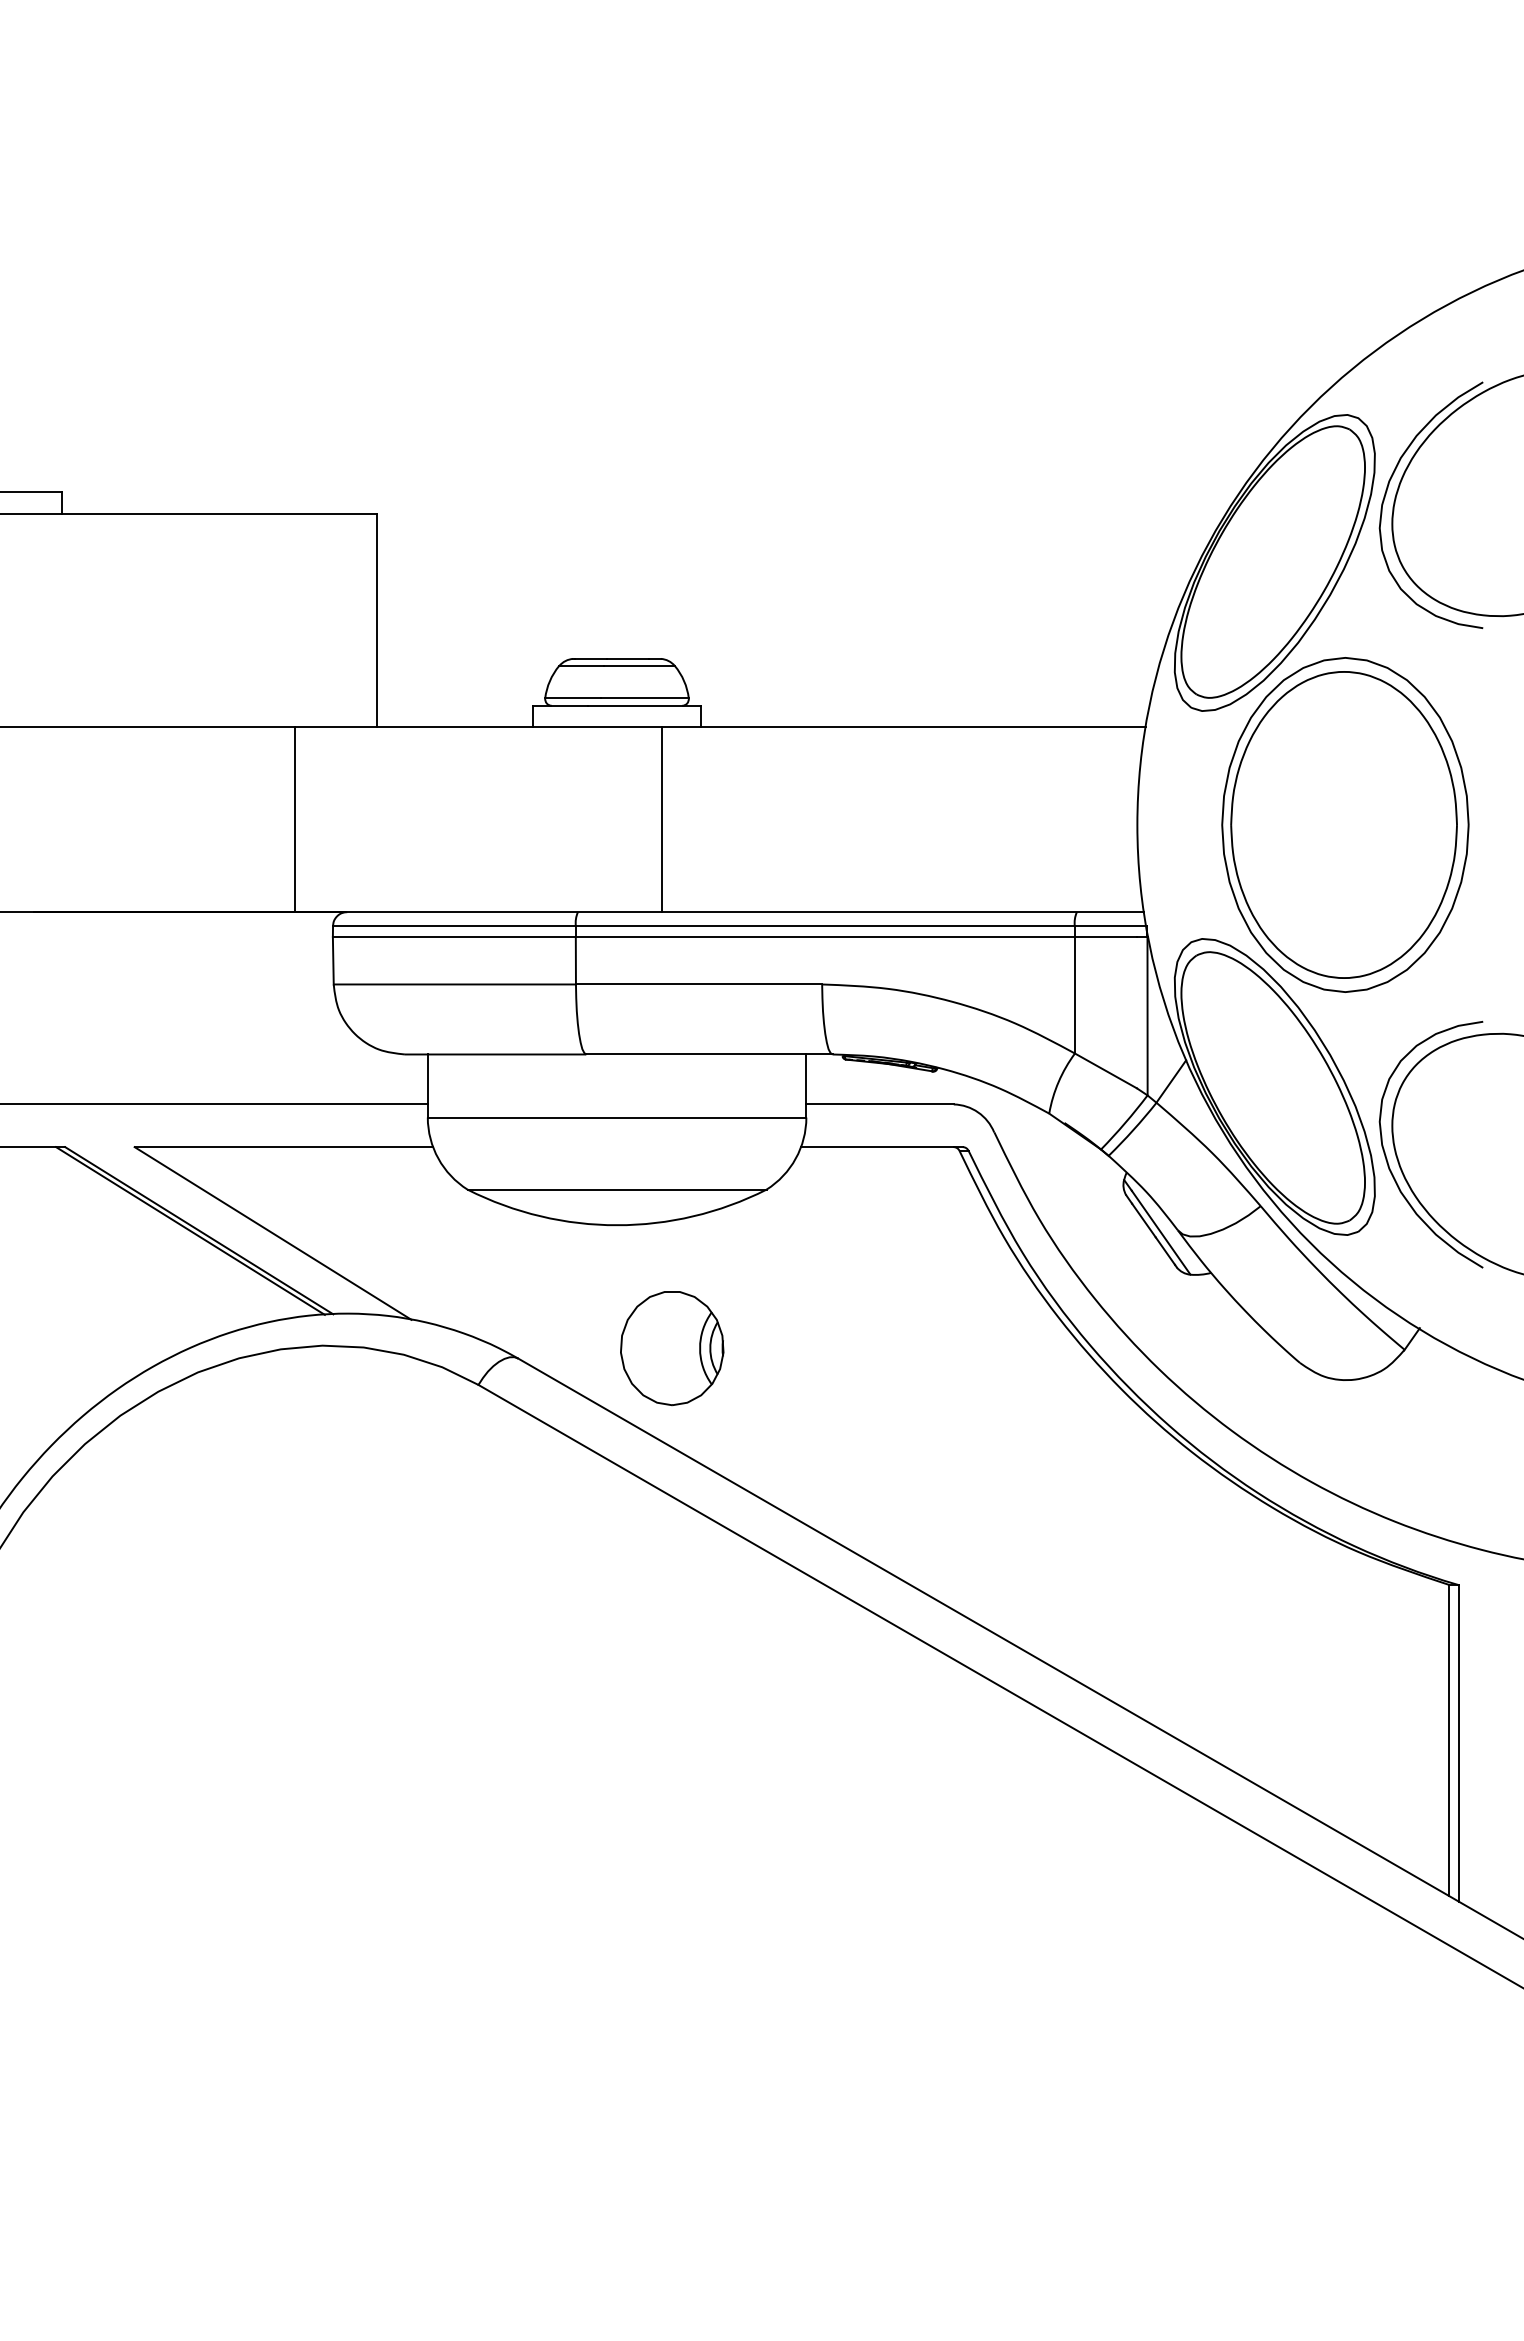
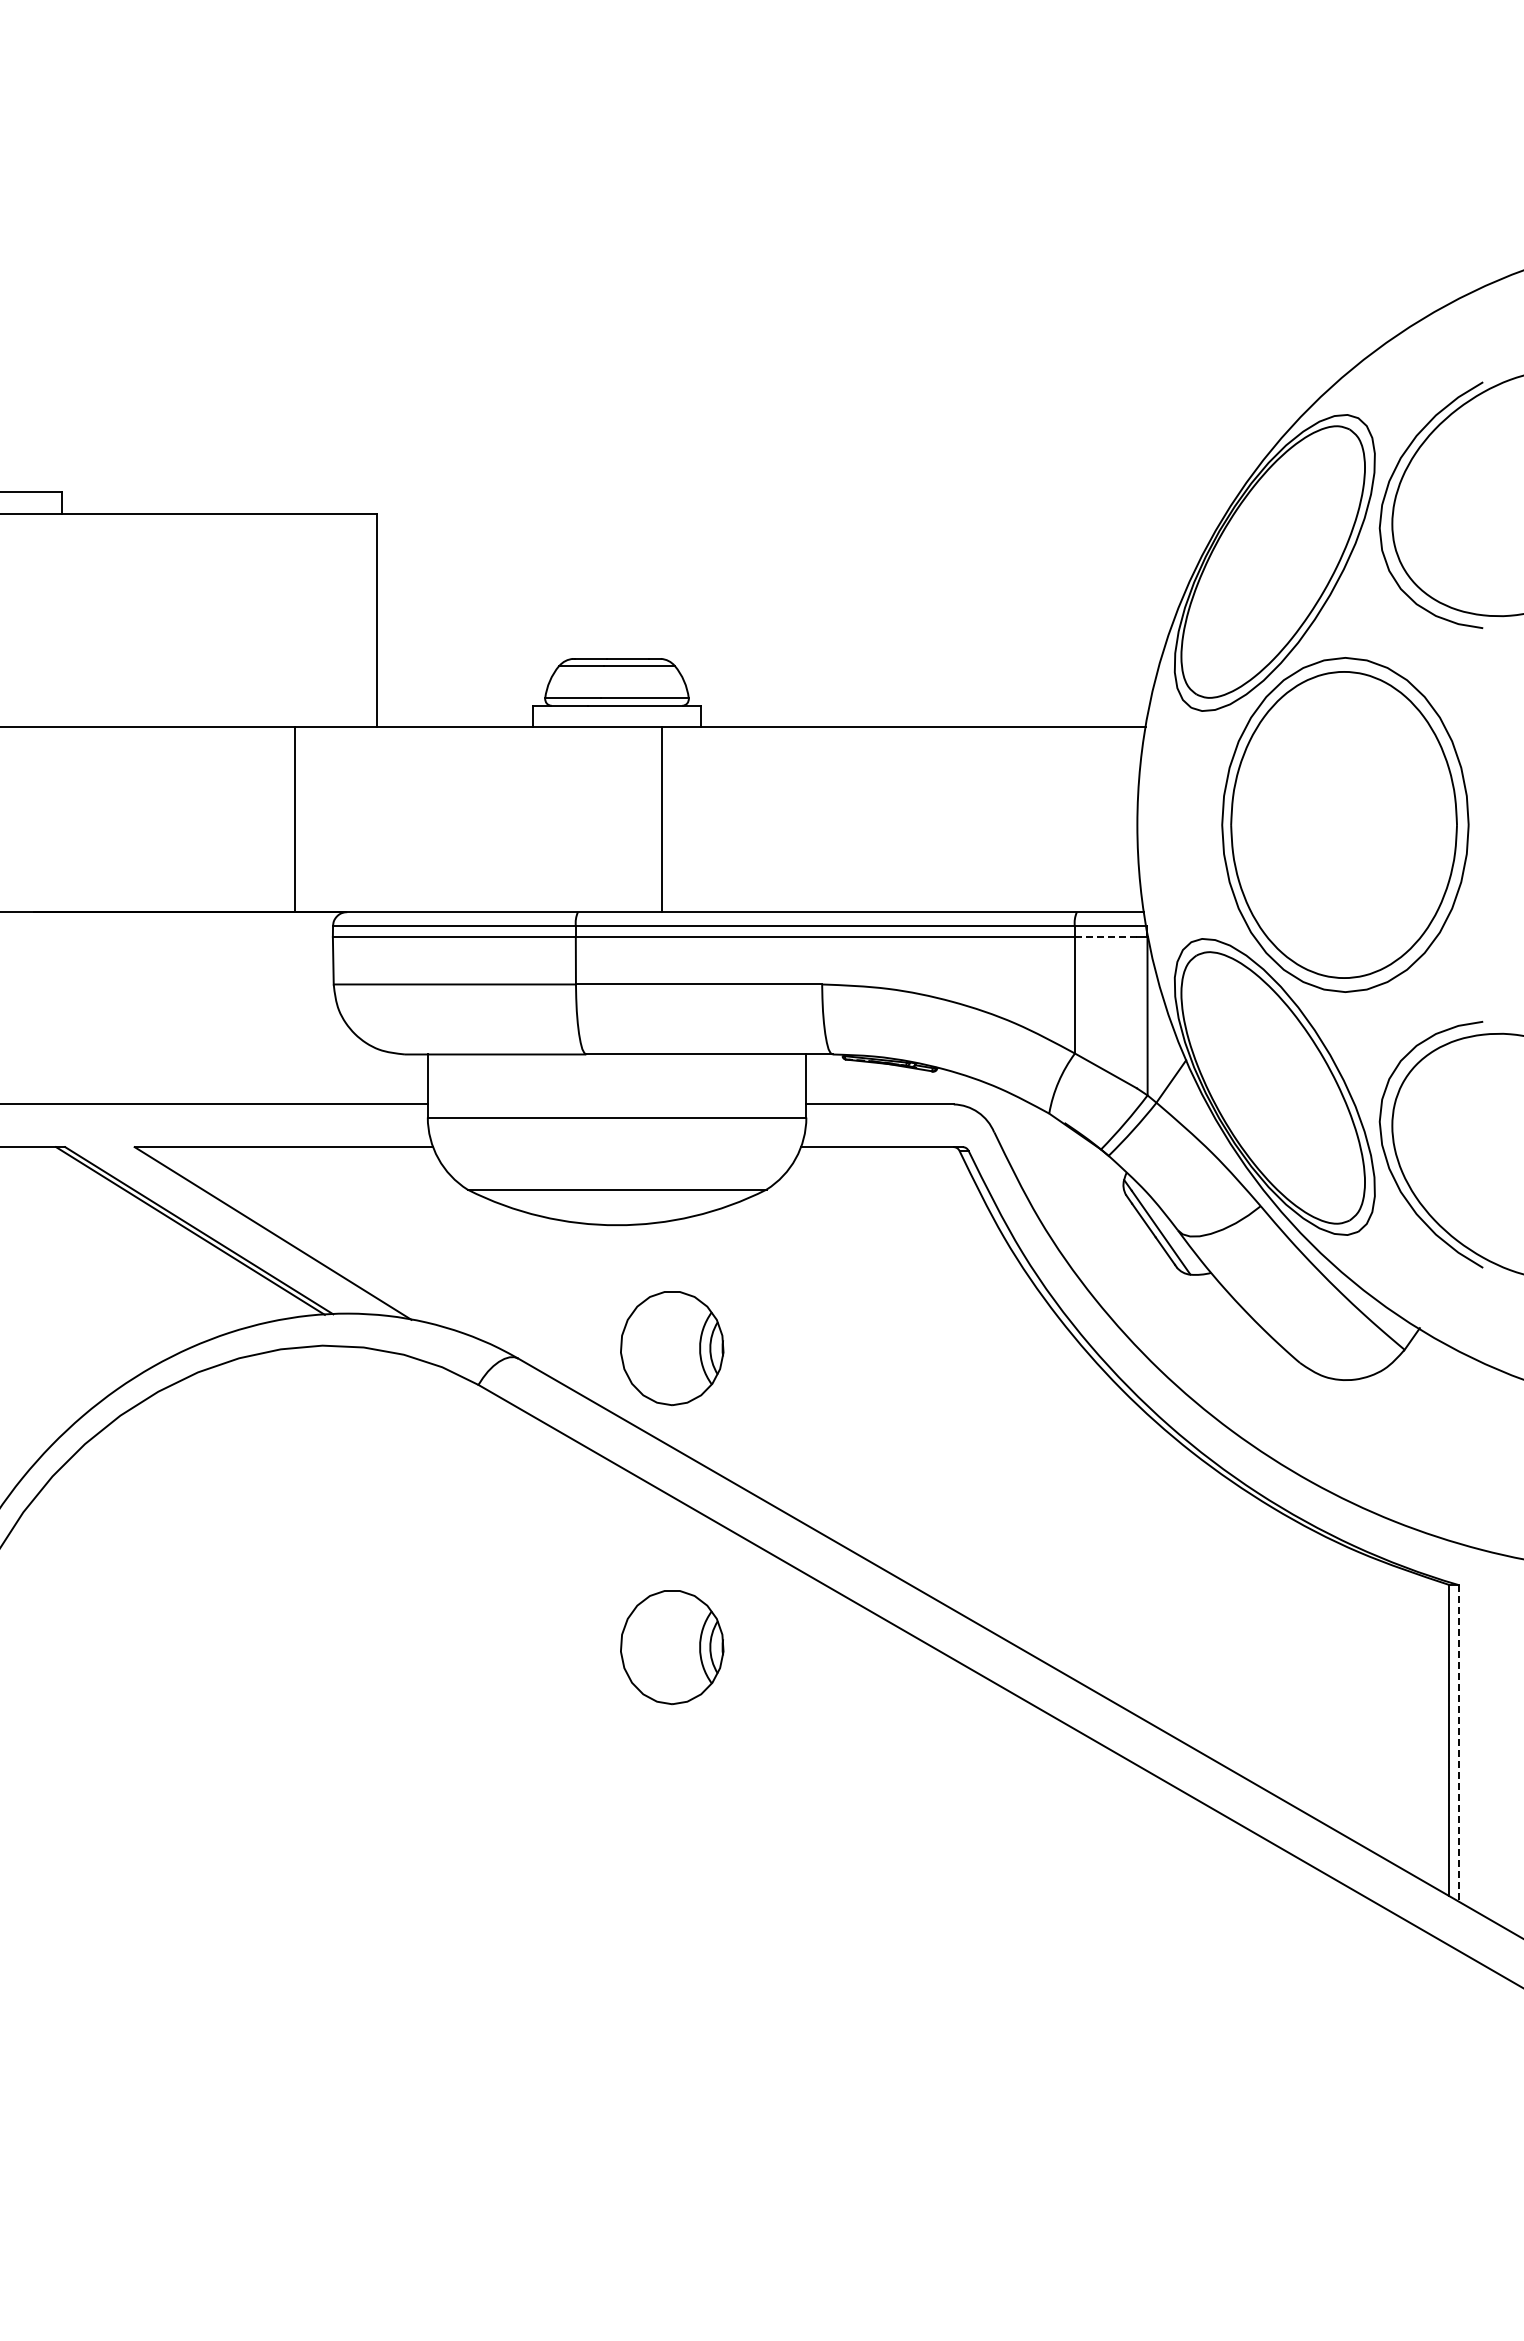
line: solid -> dashed (1105, 937)
part: none -> present (672, 1647)
line: solid -> dashed (1458, 1743)
